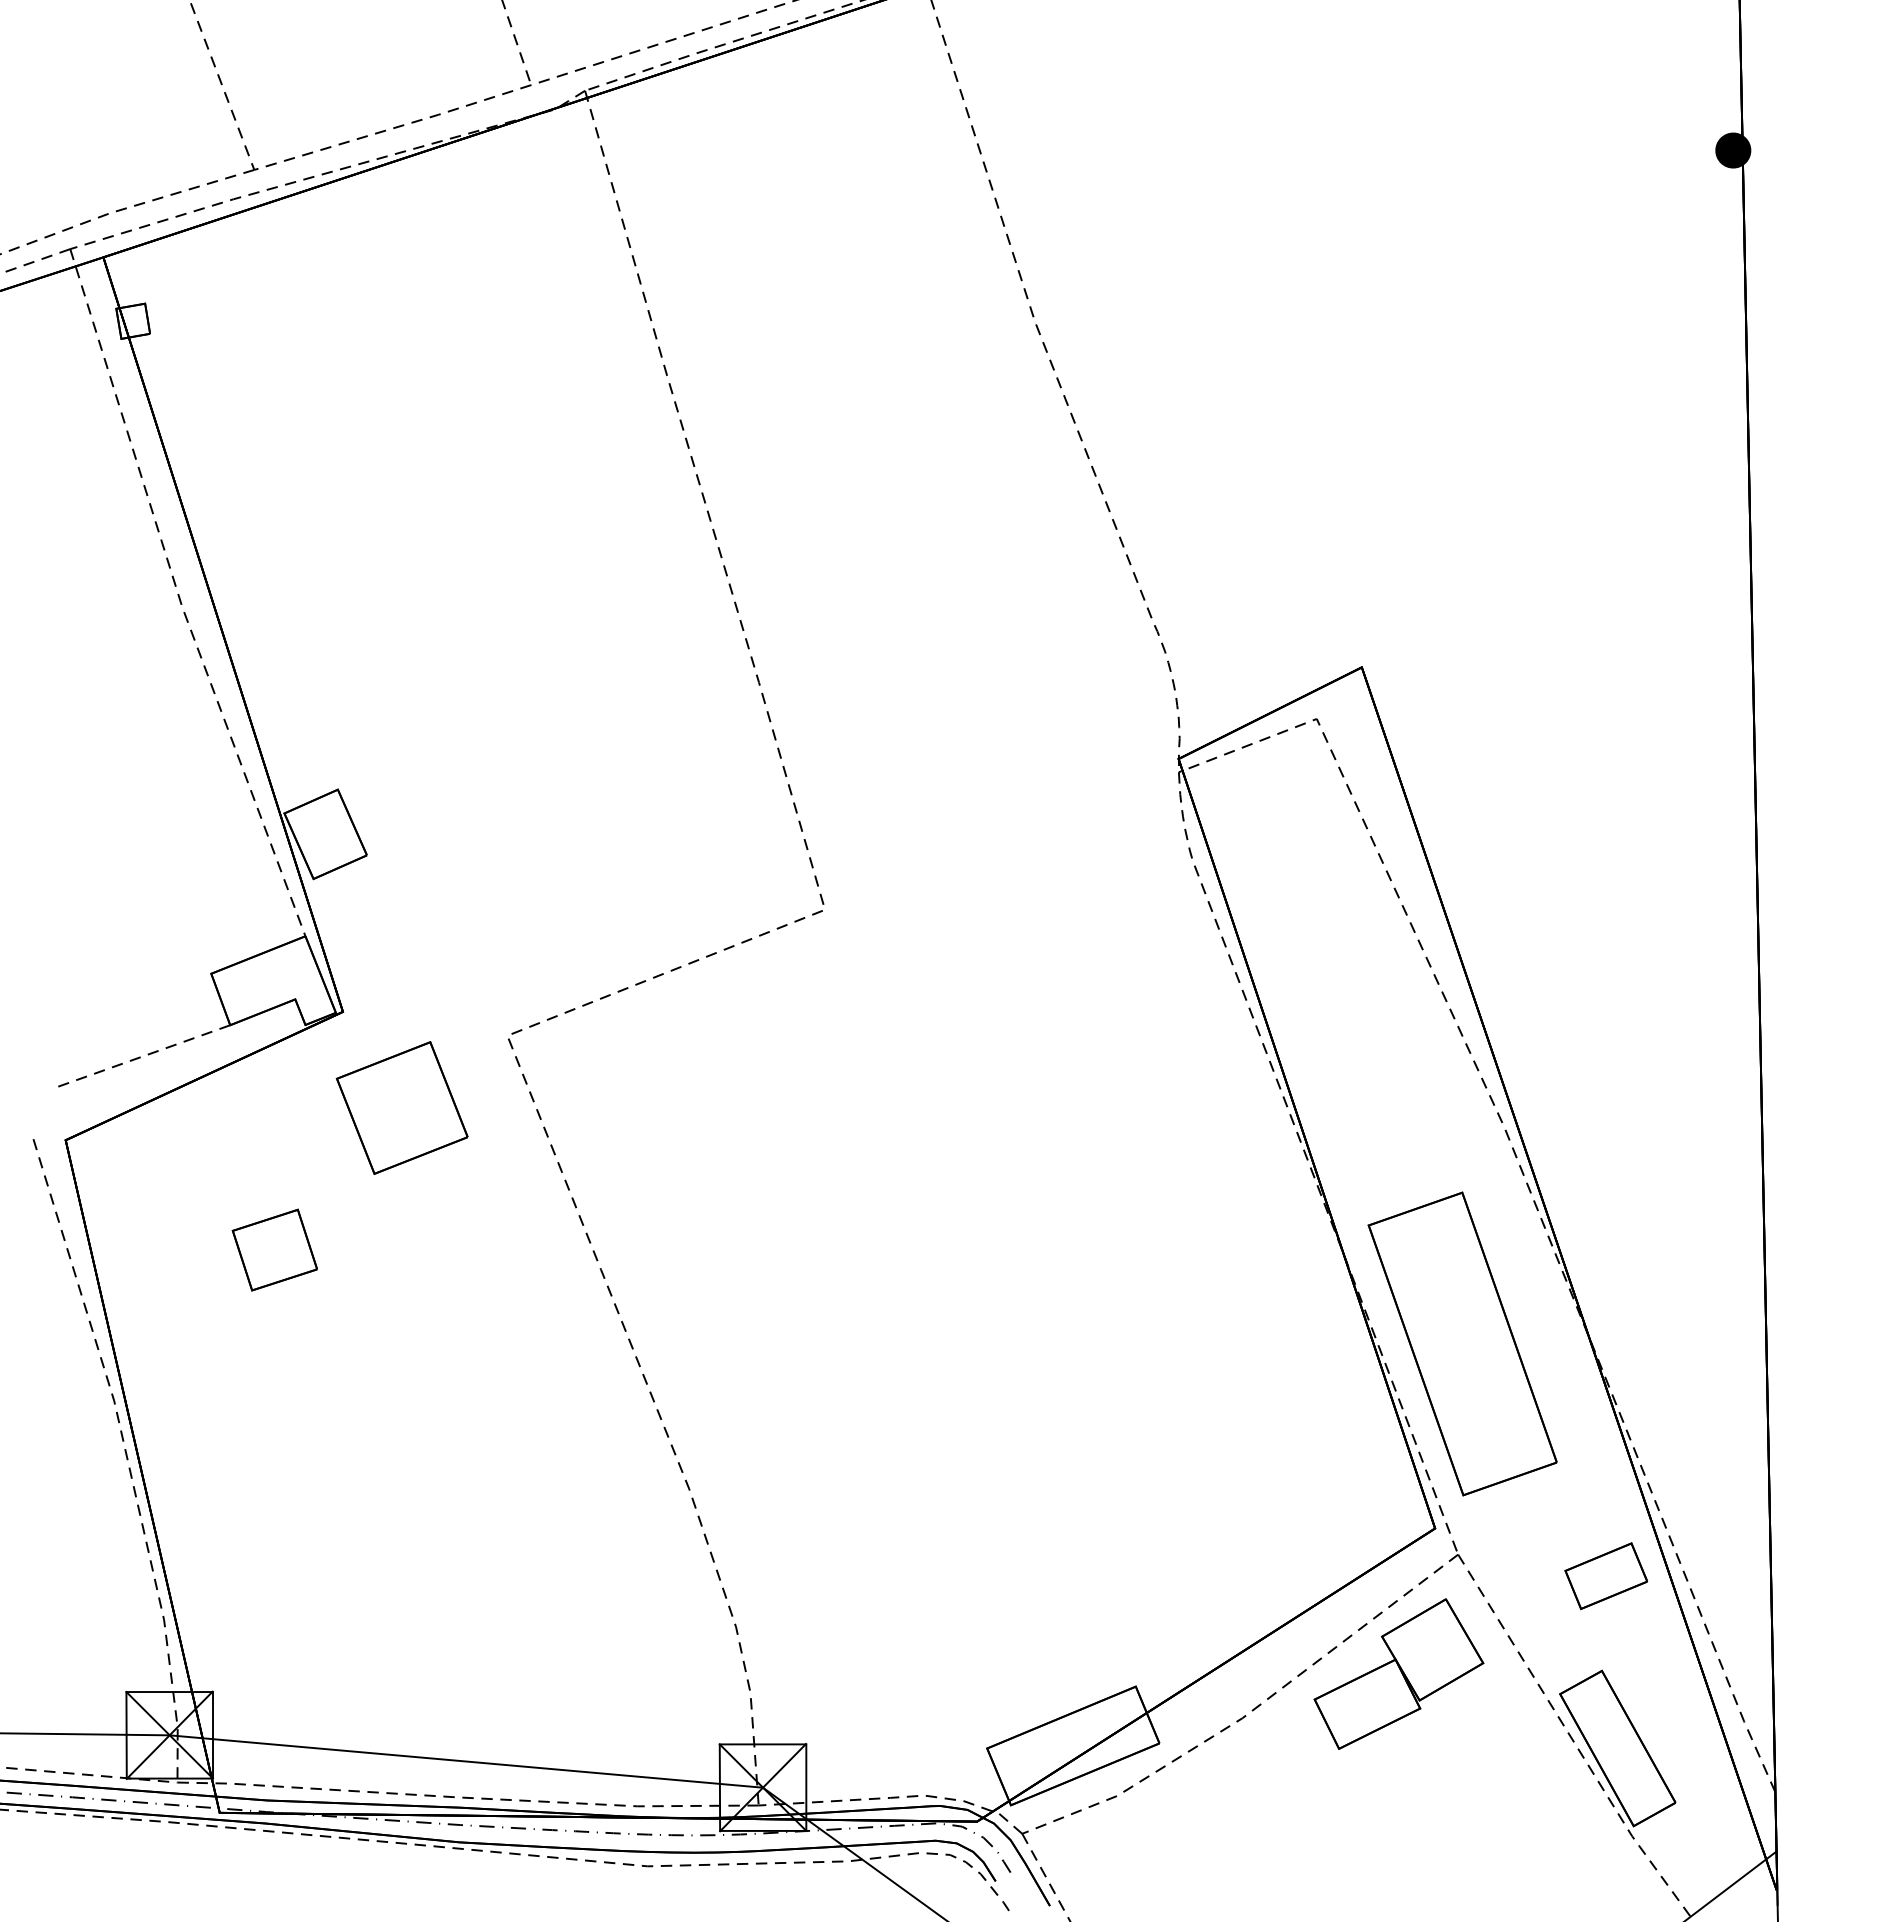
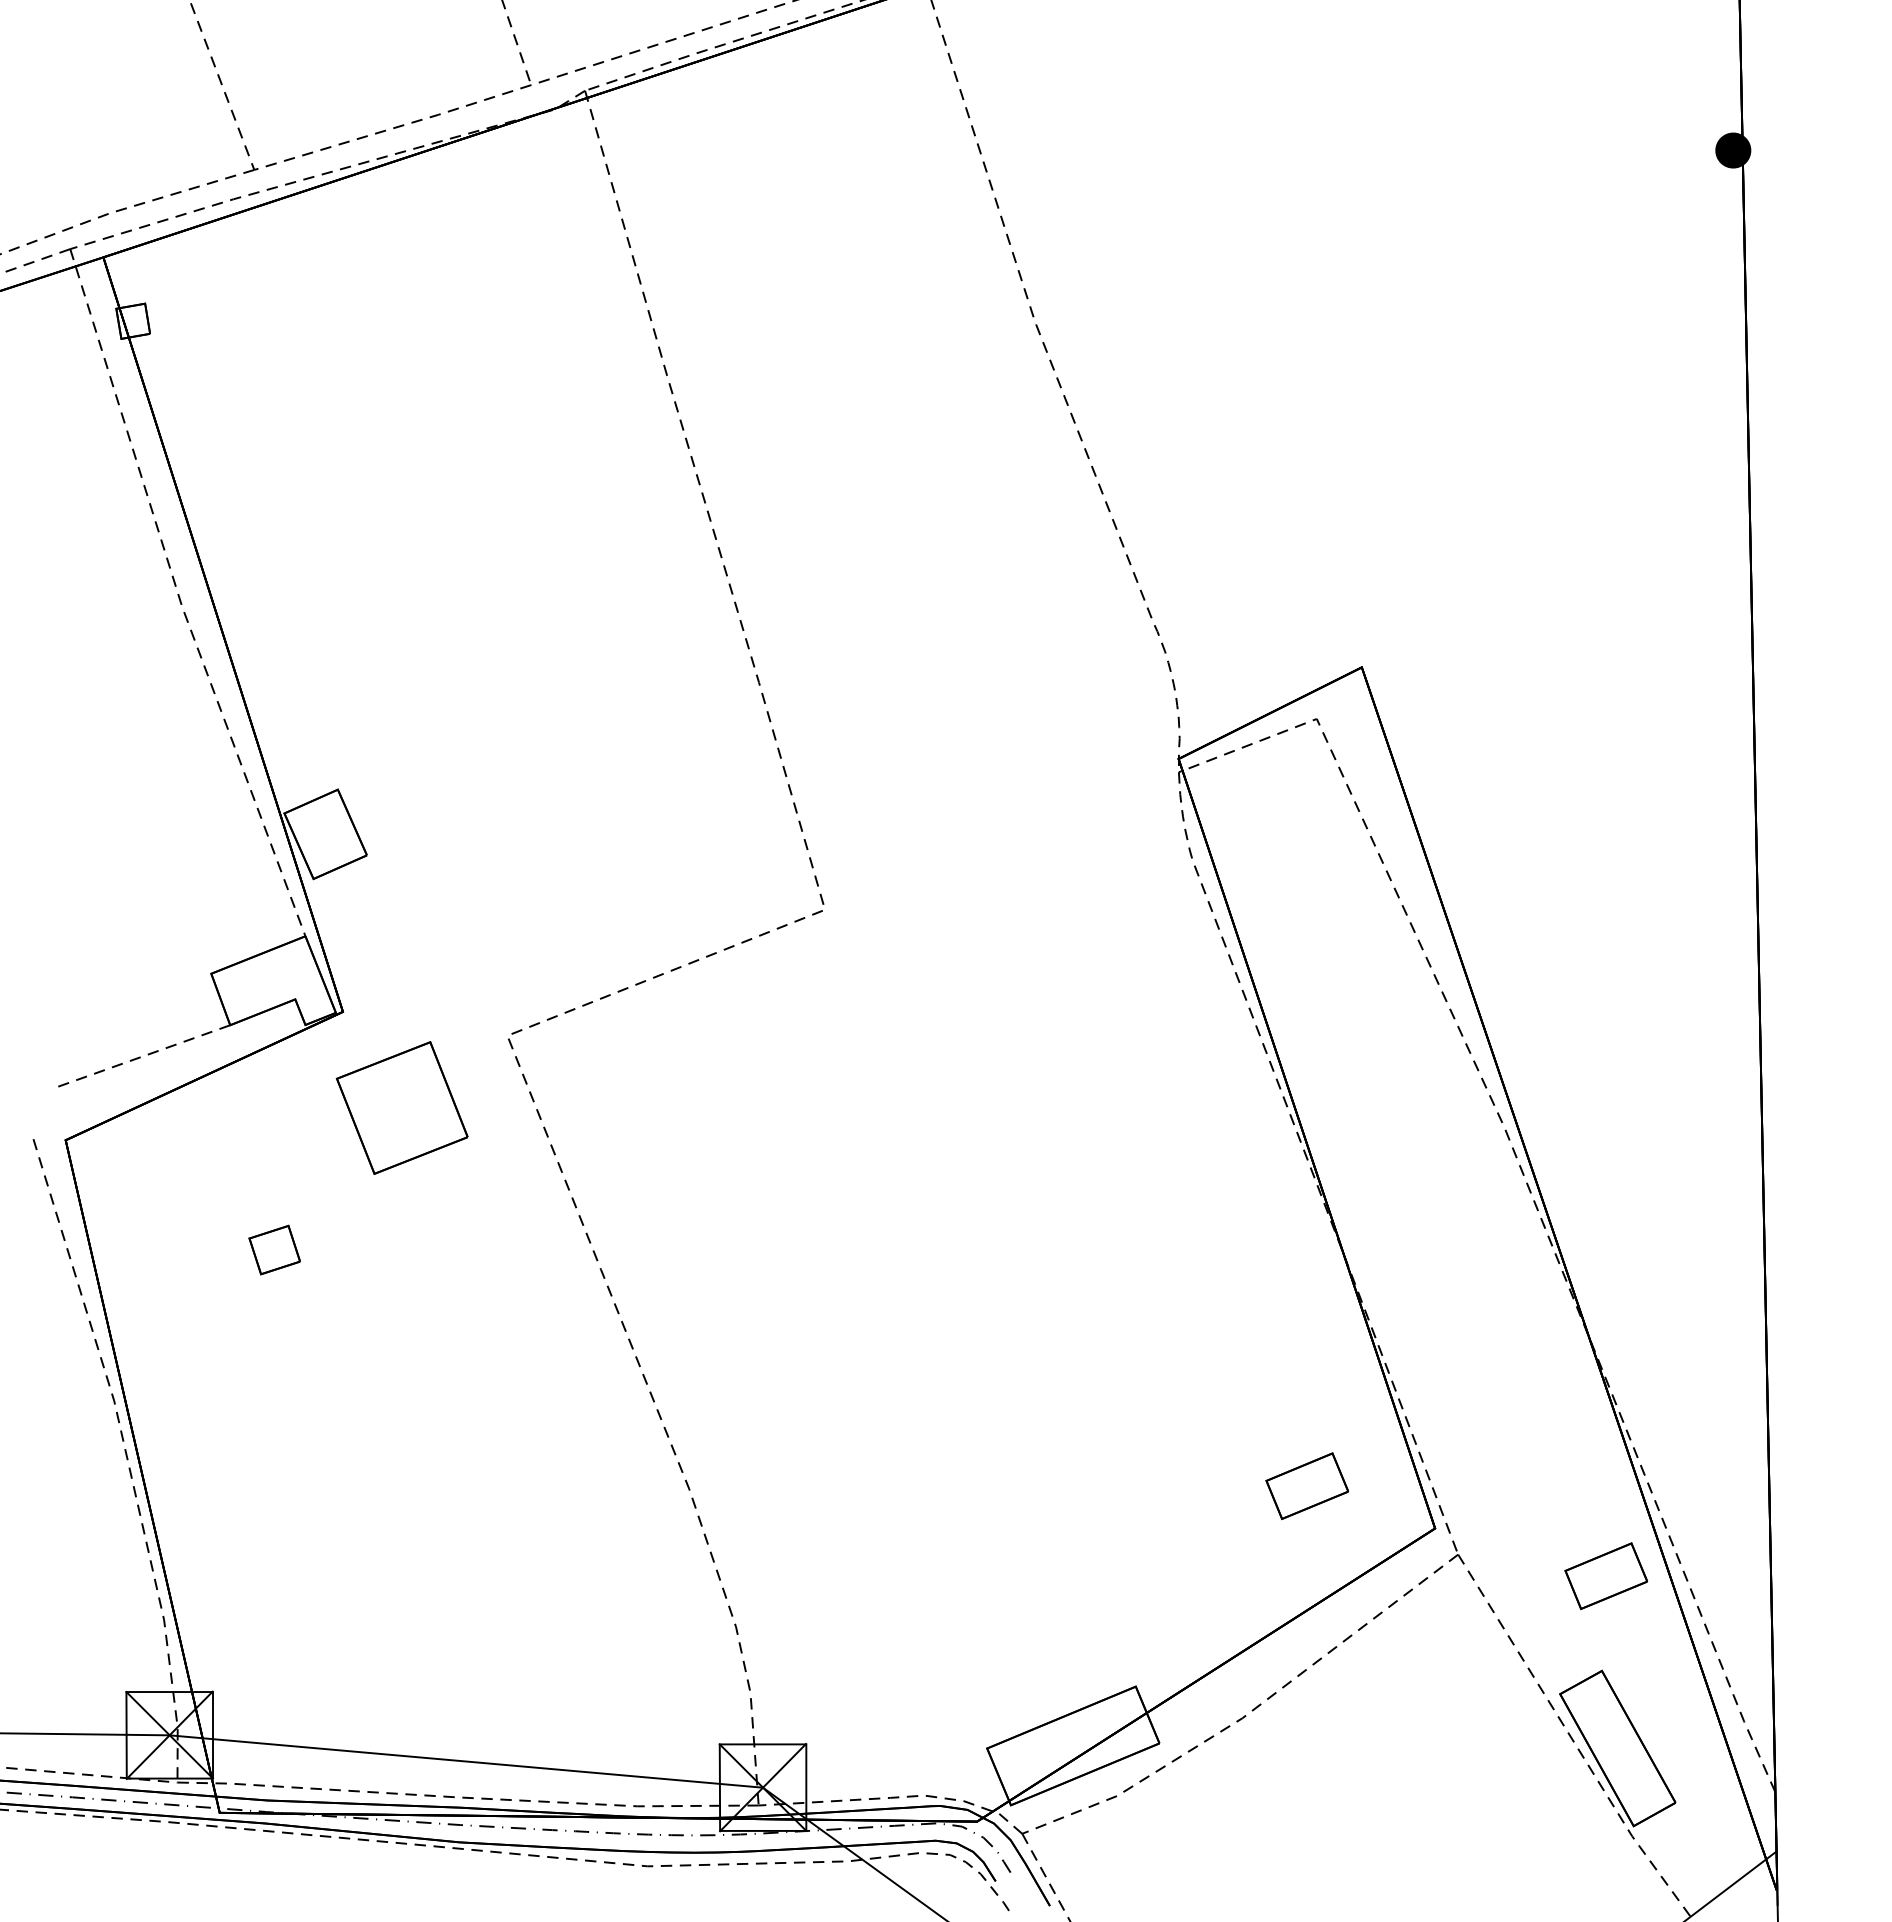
part size: 87x84 px -> 53x52 px (274, 1249)
part: present -> none (1462, 1343)
part: none -> present (1306, 1486)
part: present -> none (1398, 1673)
